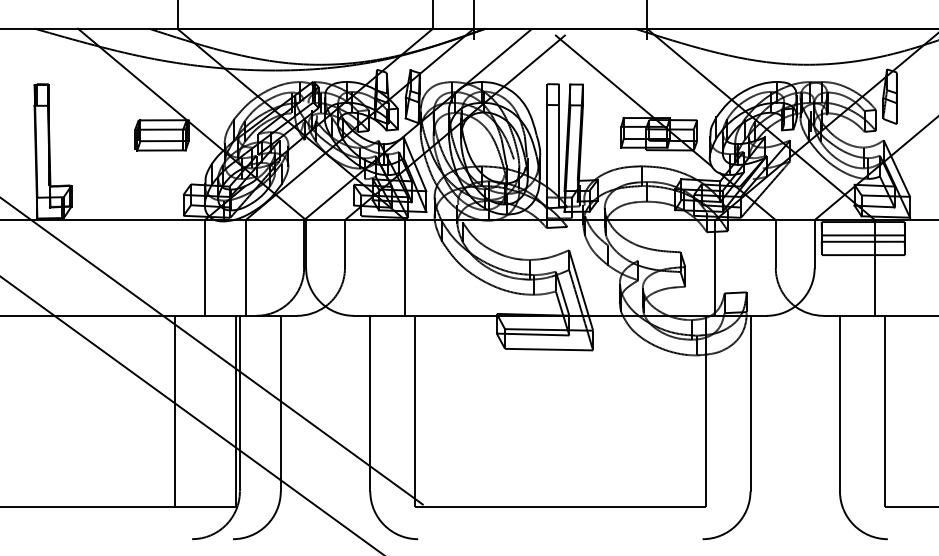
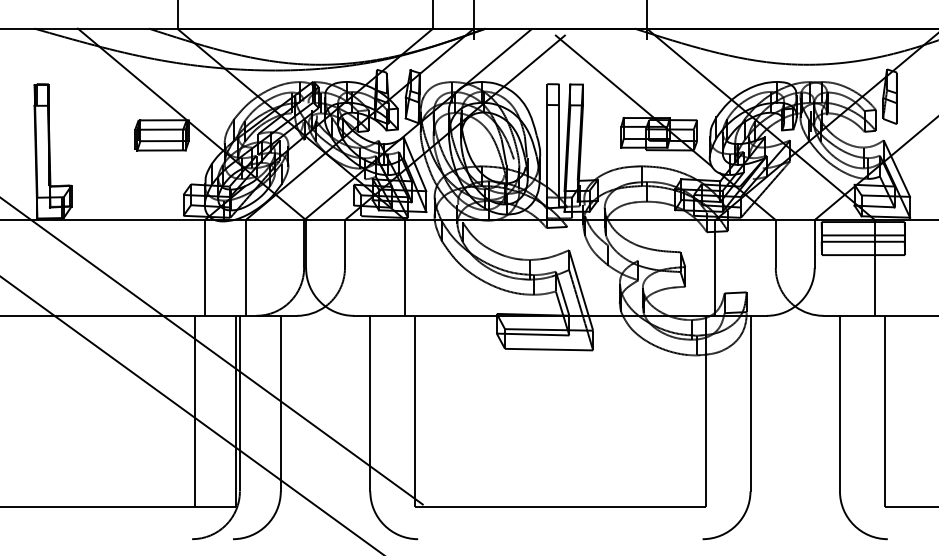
line position: (175, 411) -> (195, 411) (195, 411)
